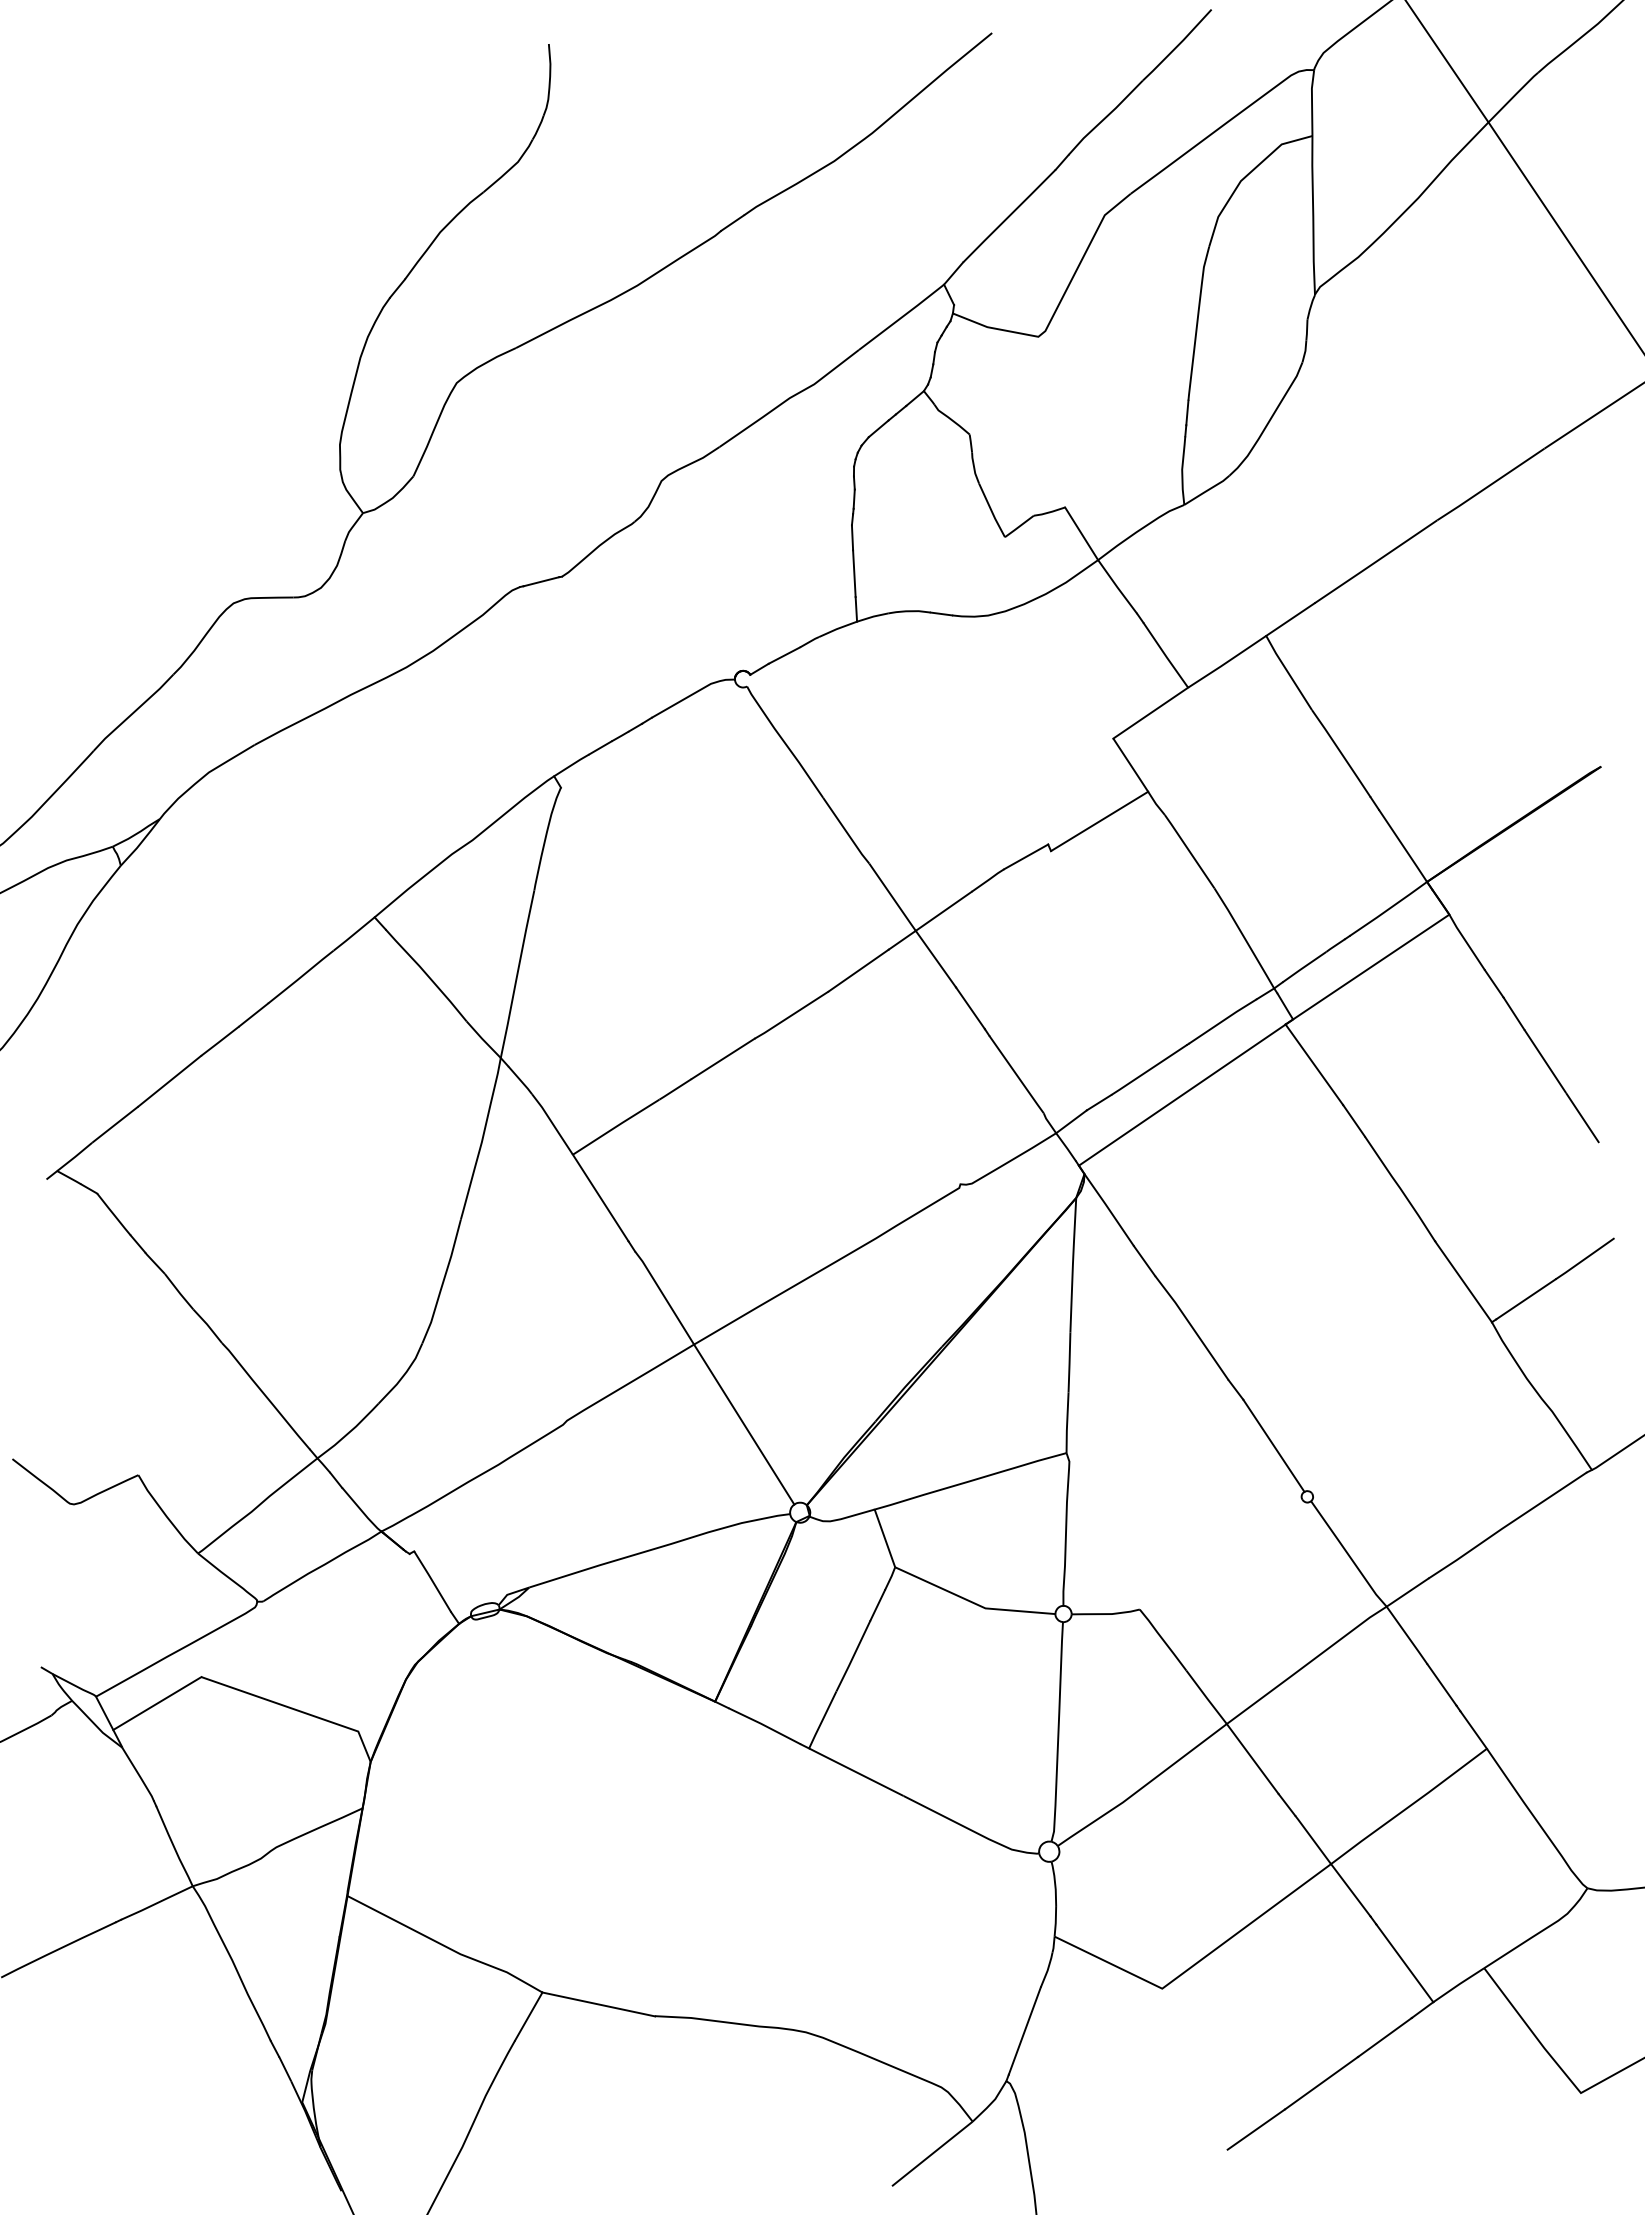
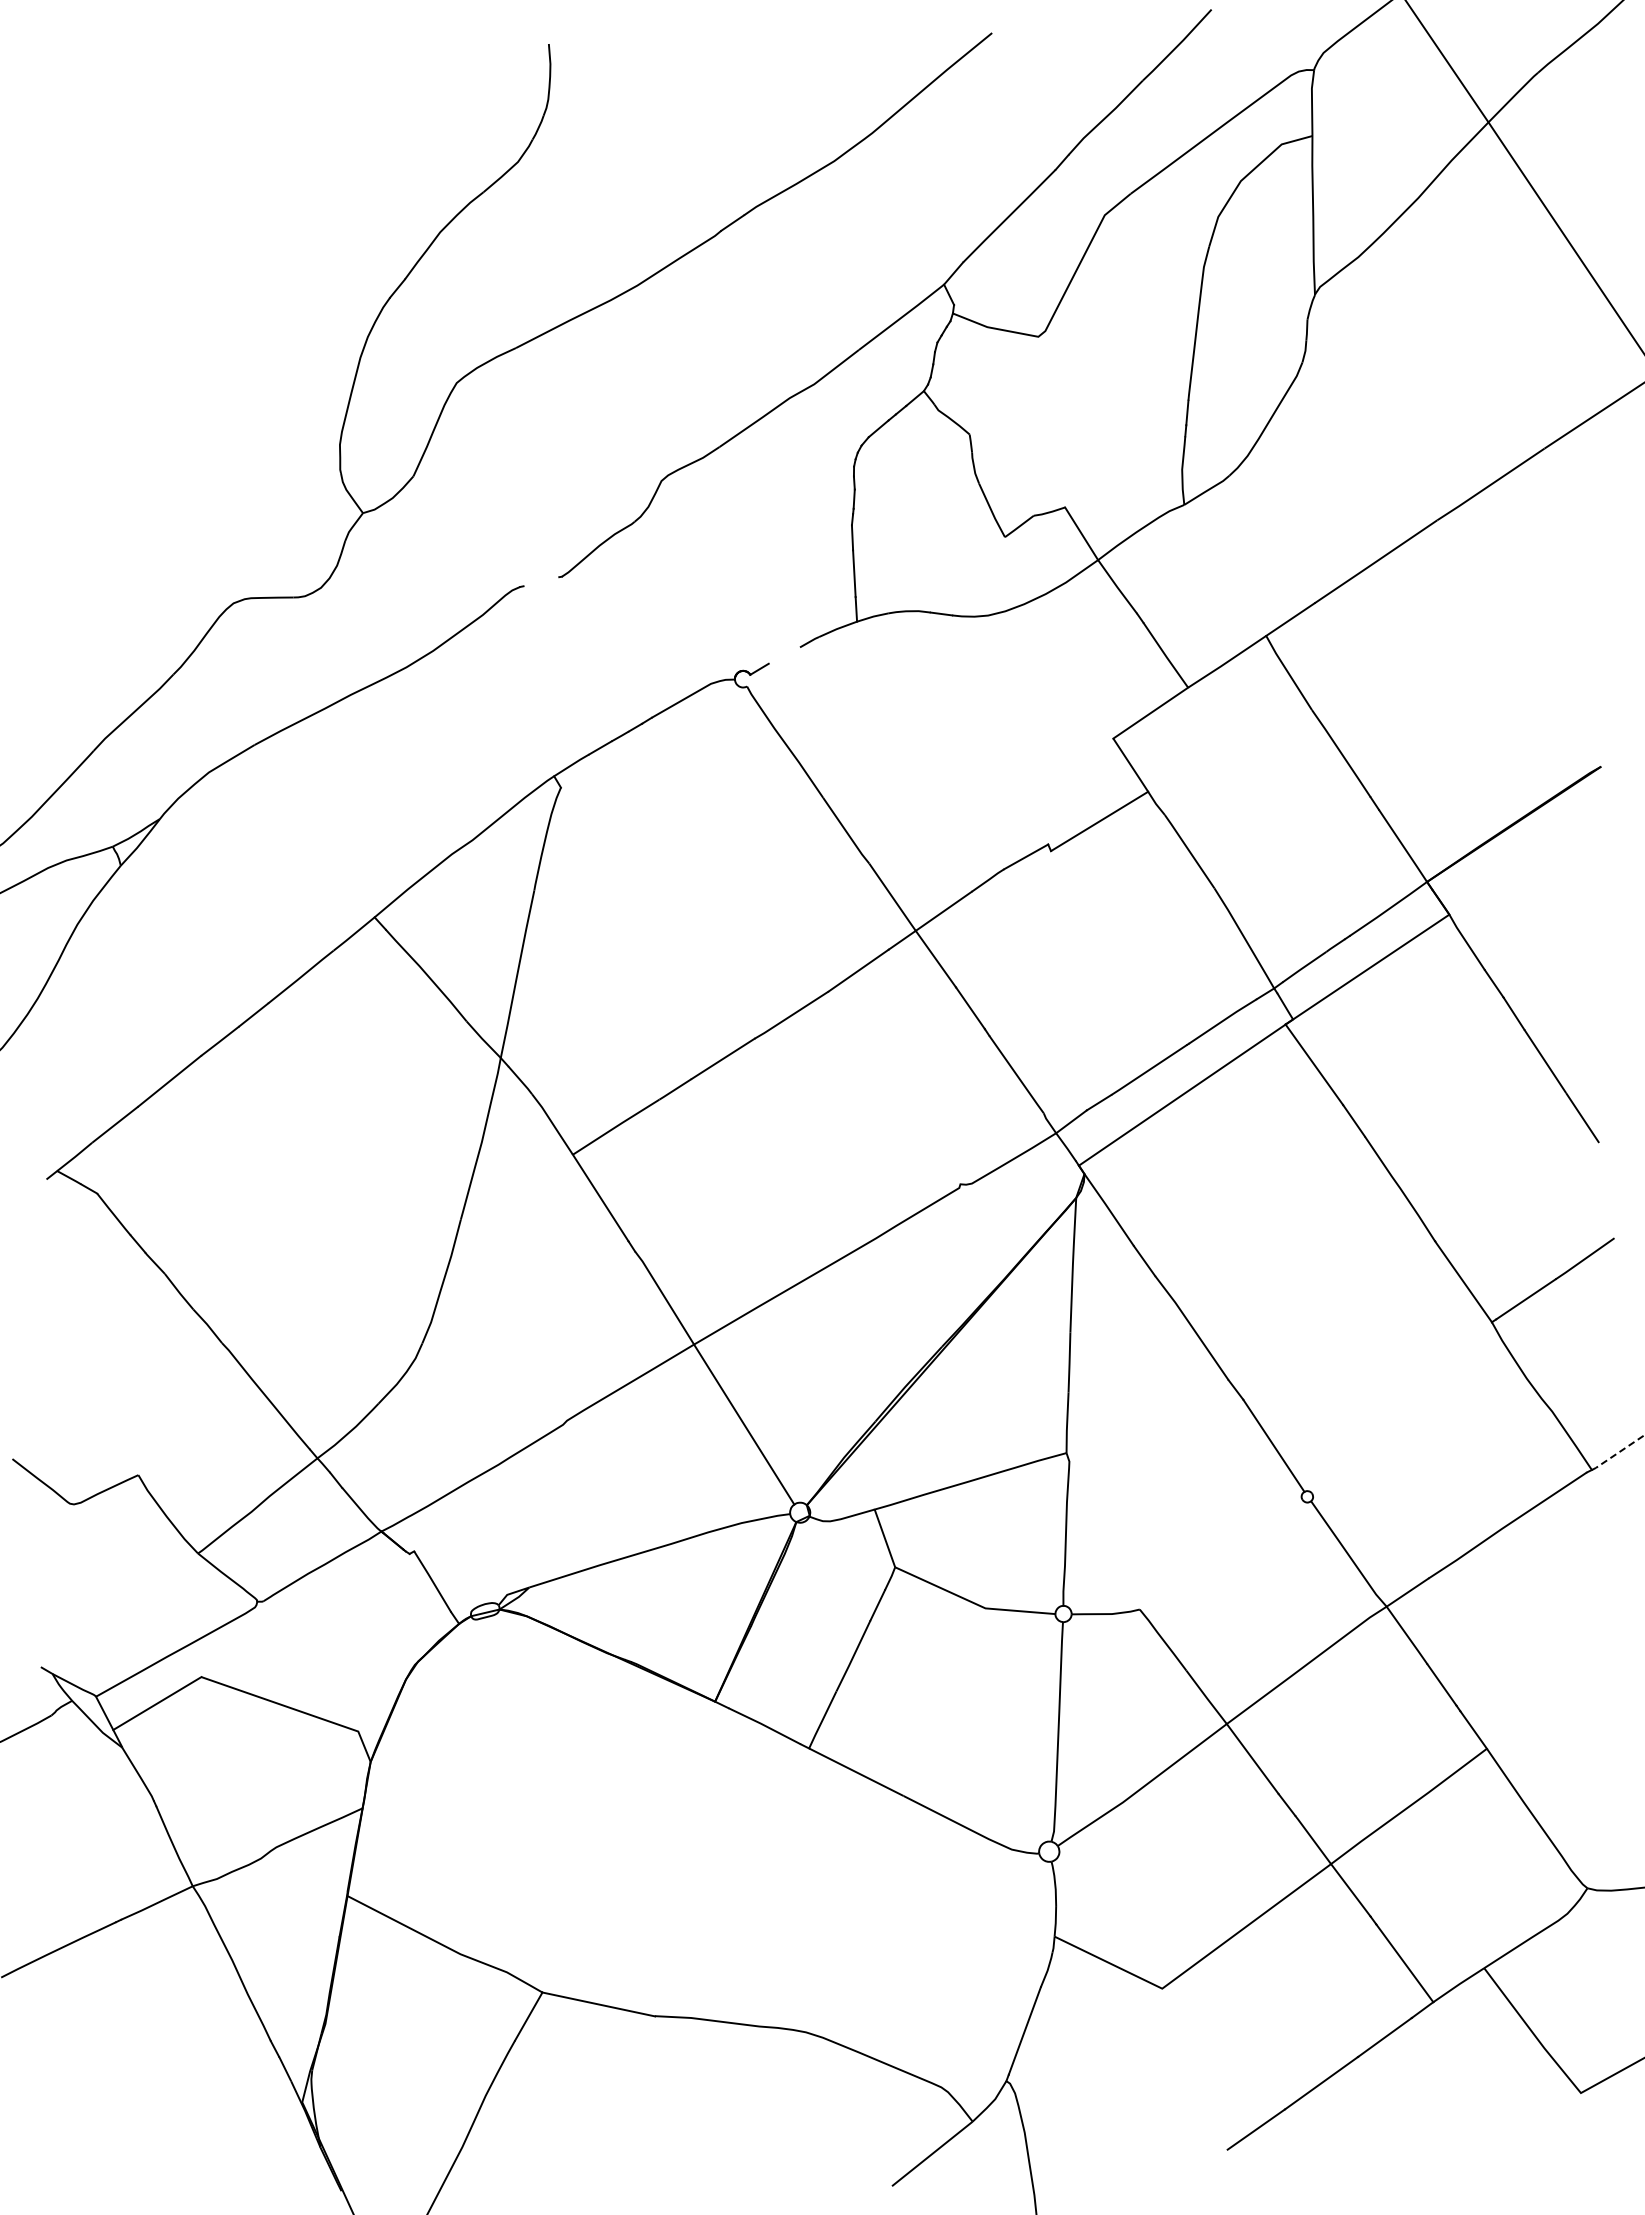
line: present -> none (541, 581)
line: present -> none (784, 655)
line: solid -> dashed (1618, 1452)
